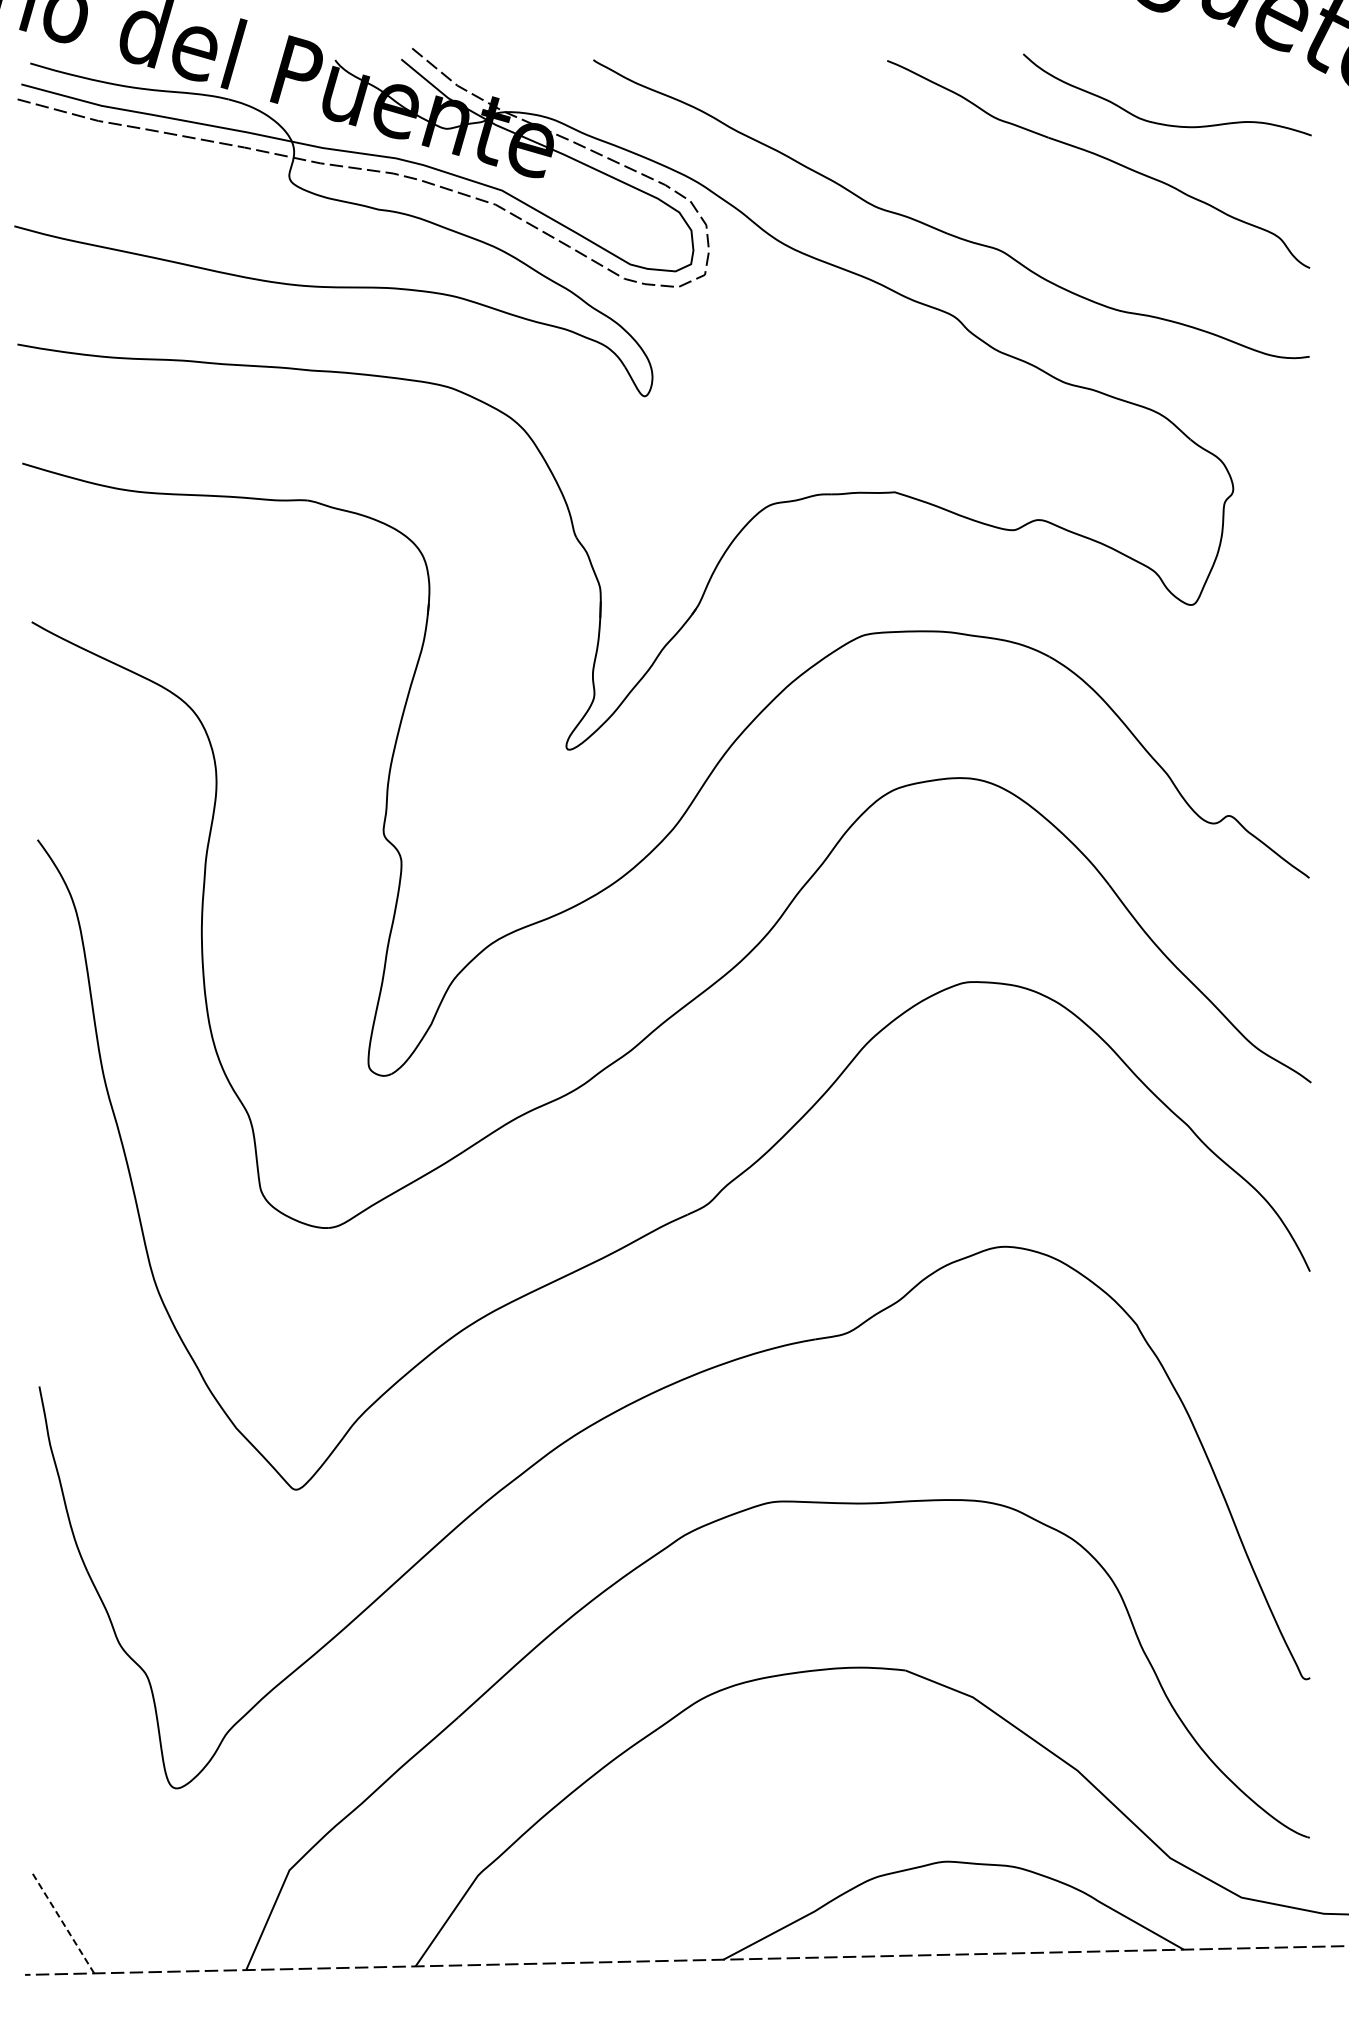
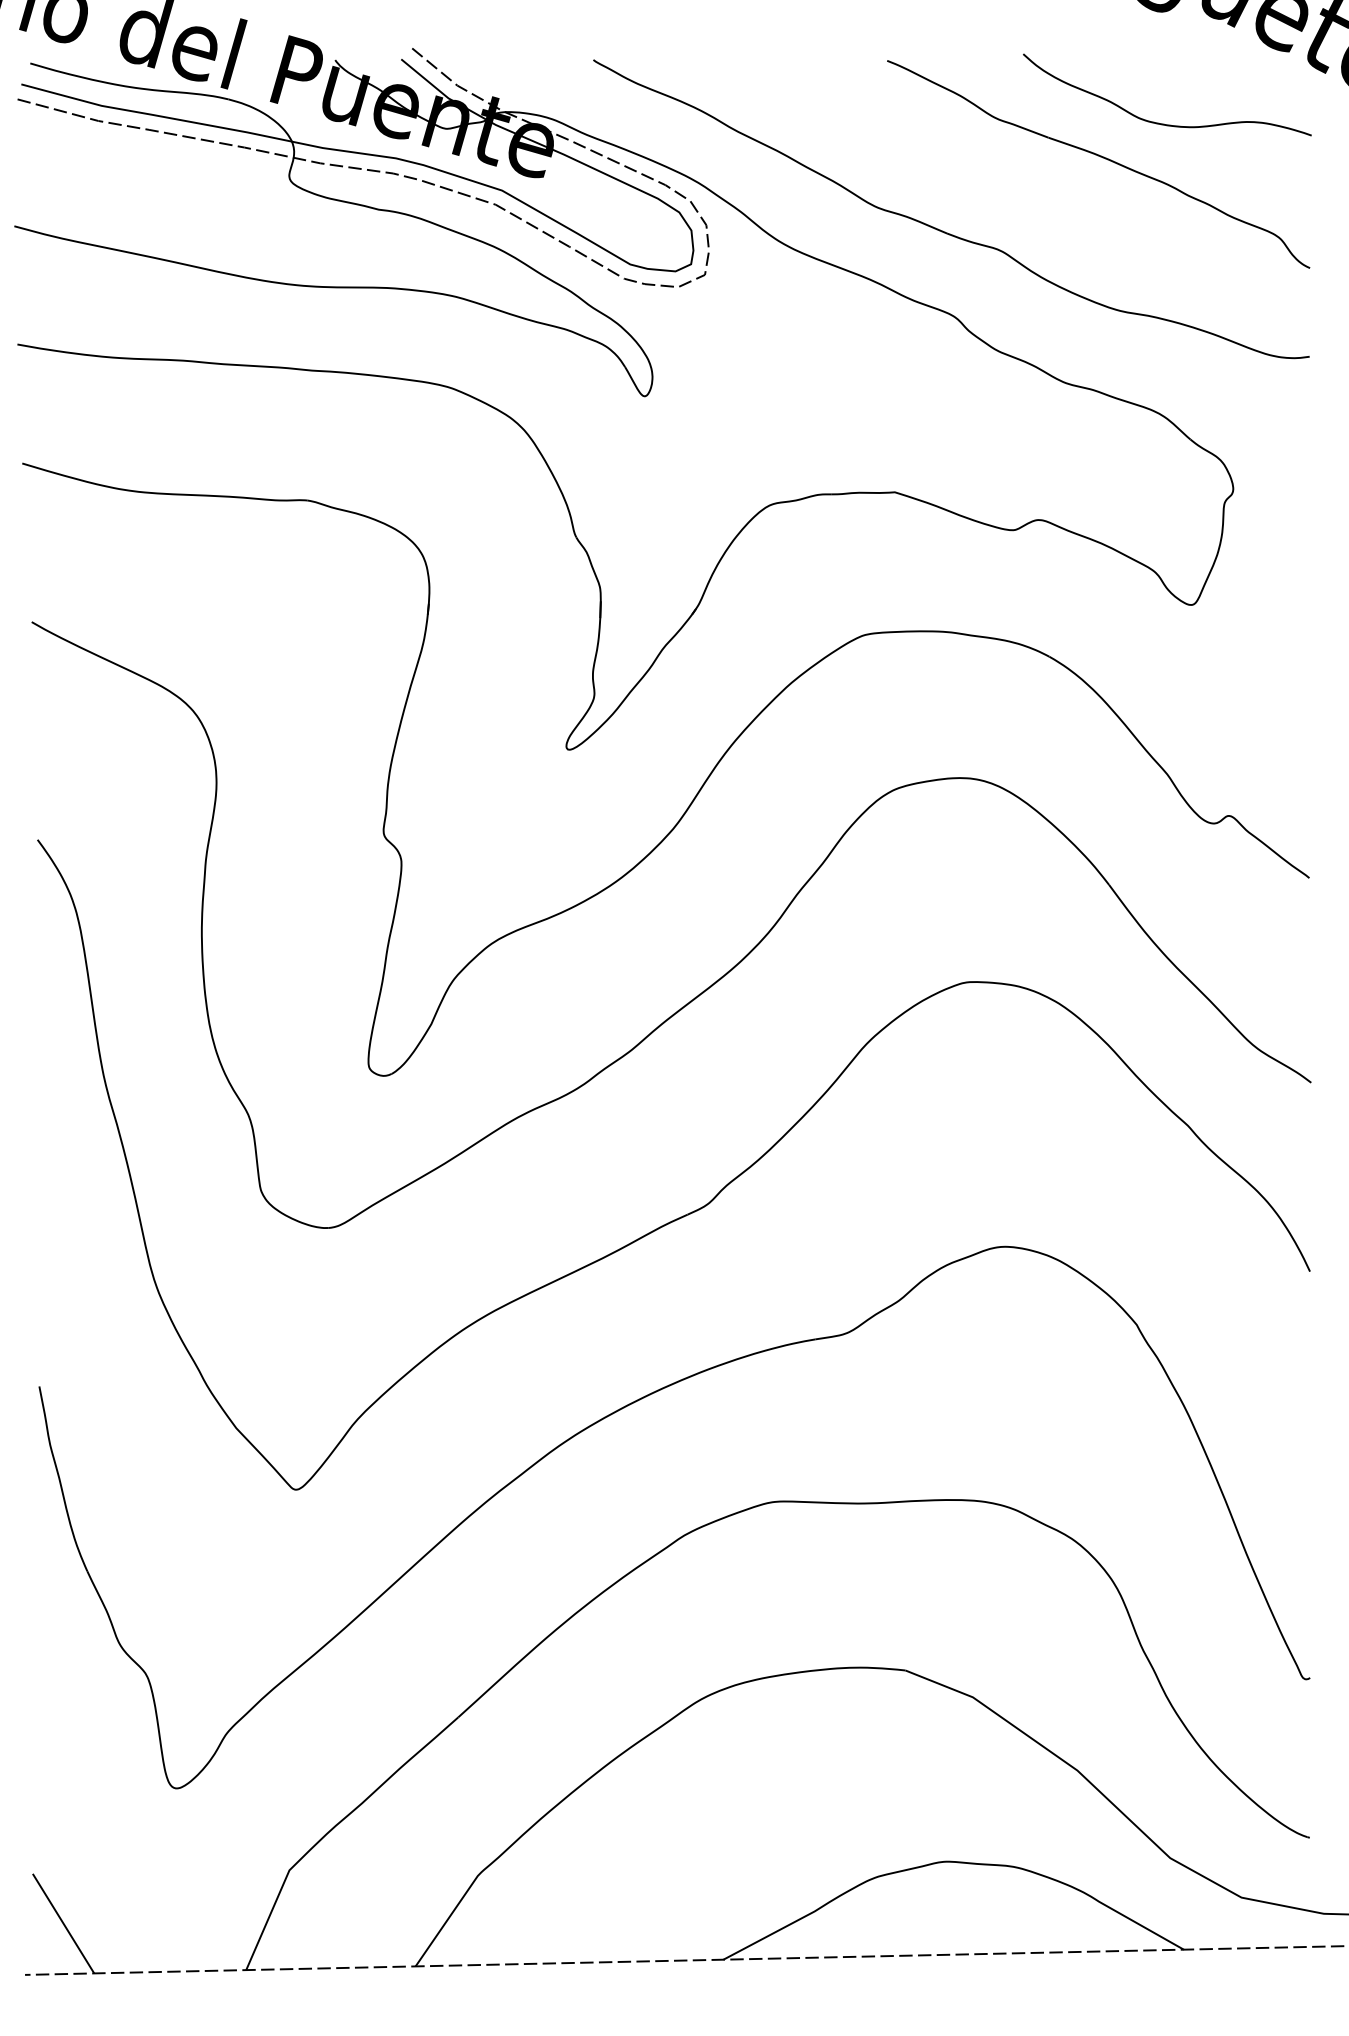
line: dashed -> solid (63, 1923)
